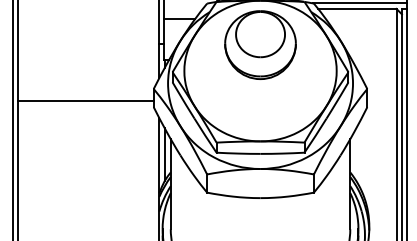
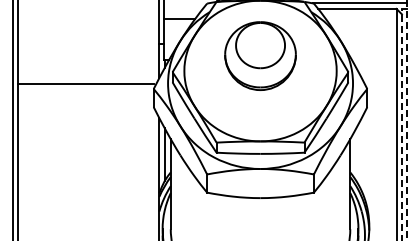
part position: (260, 44) -> (260, 55) (260, 55)
line position: (85, 101) -> (85, 84) (85, 84)
line: solid -> dashed (407, 120)
line: solid -> dashed (401, 124)
